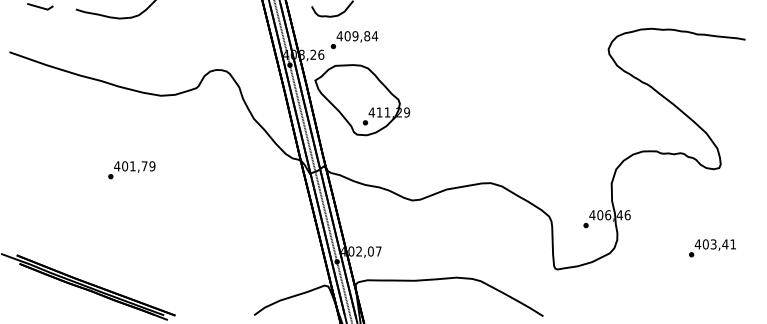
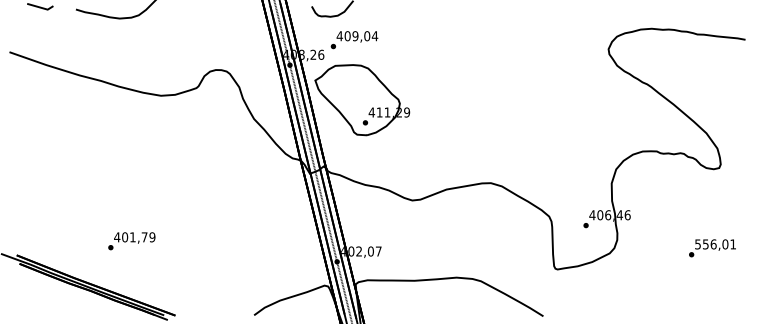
text: 409,84 -> 409,04 (367, 36)
text position: (131, 170) -> (131, 241) (131, 241)
text: 403,41 -> 556,01 (711, 244)
